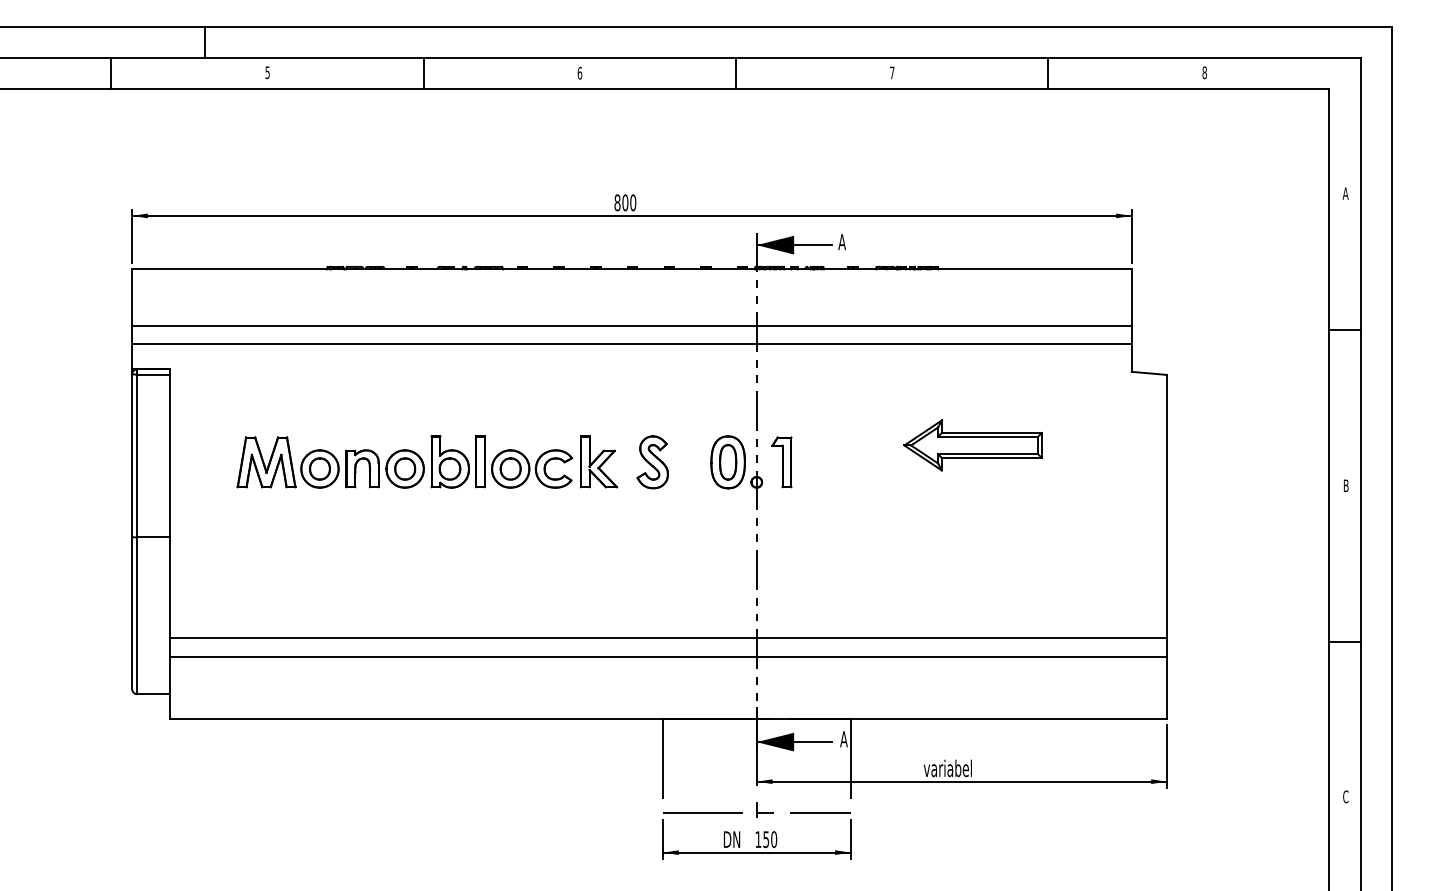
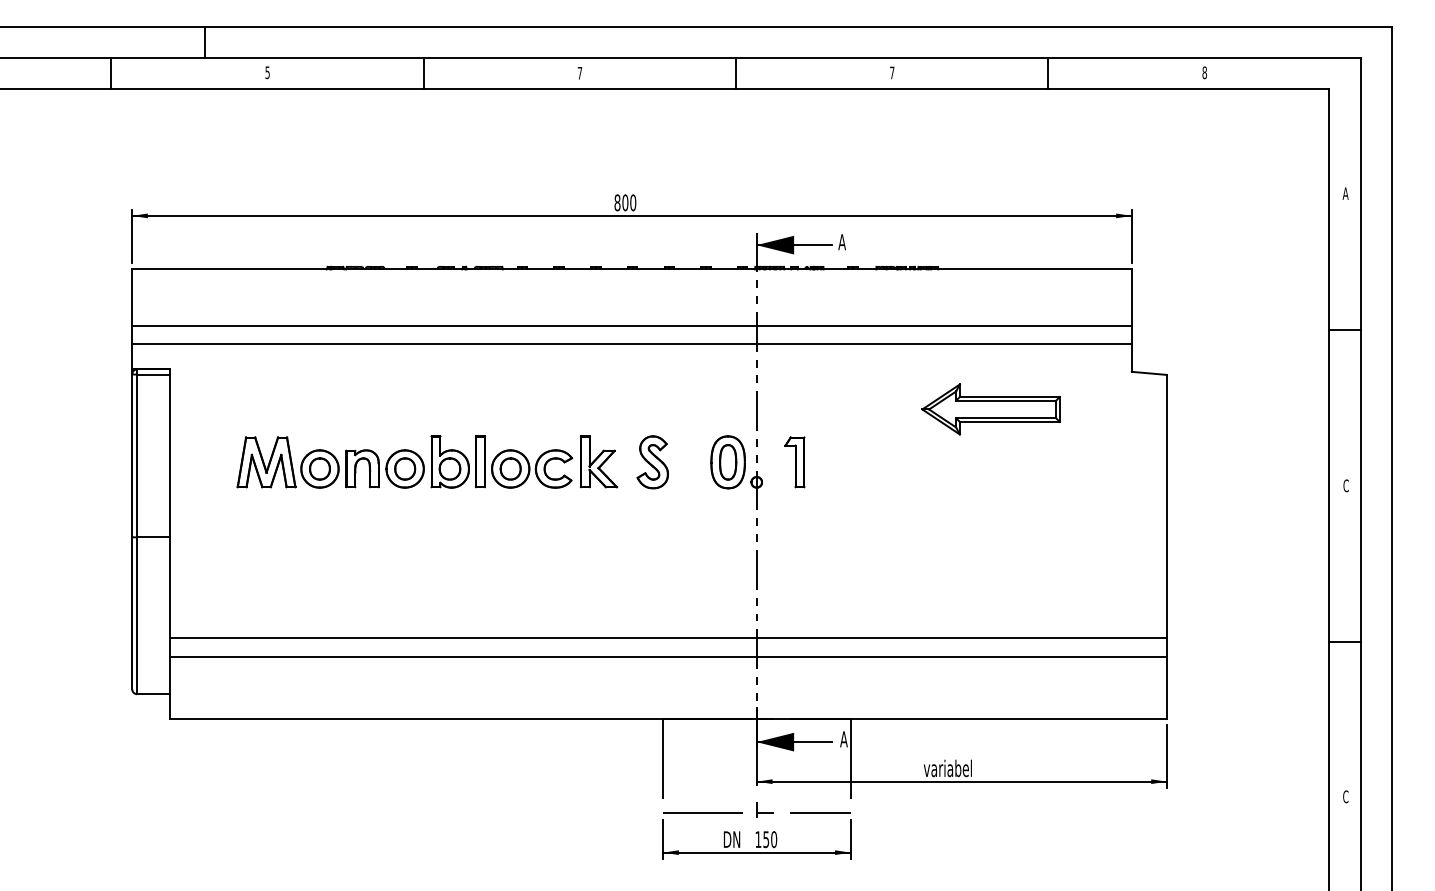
text: 6 -> 7 (579, 72)
part position: (972, 445) -> (990, 409) (990, 409)
part position: (781, 462) -> (794, 462) (794, 462)
text: B -> C (1345, 485)
